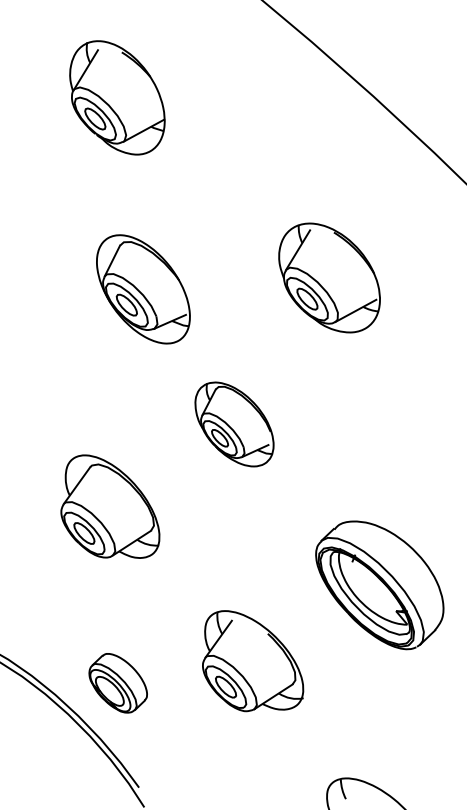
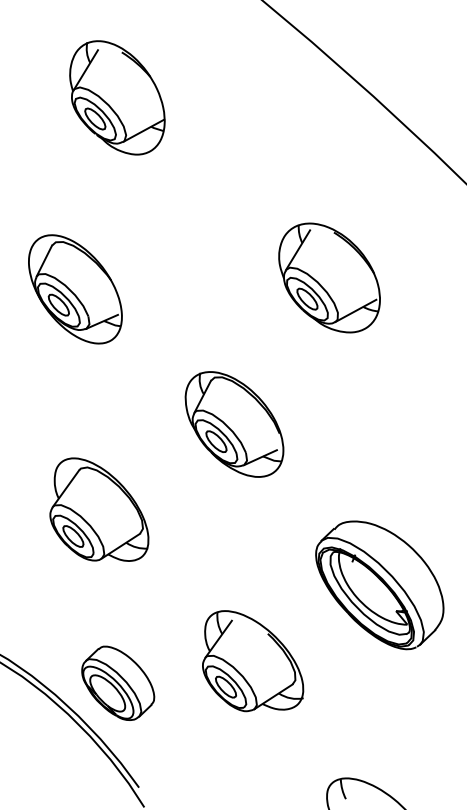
part position: (143, 289) -> (75, 289) (75, 289)
part size: 81x87 px -> 101x107 px (234, 424)
part position: (110, 506) -> (99, 509) (99, 509)
part size: 60x61 px -> 75x76 px (118, 682)
